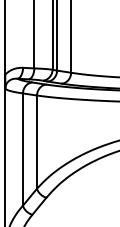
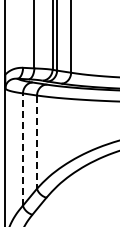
line: solid -> dashed (36, 142)
line: solid -> dashed (22, 149)
